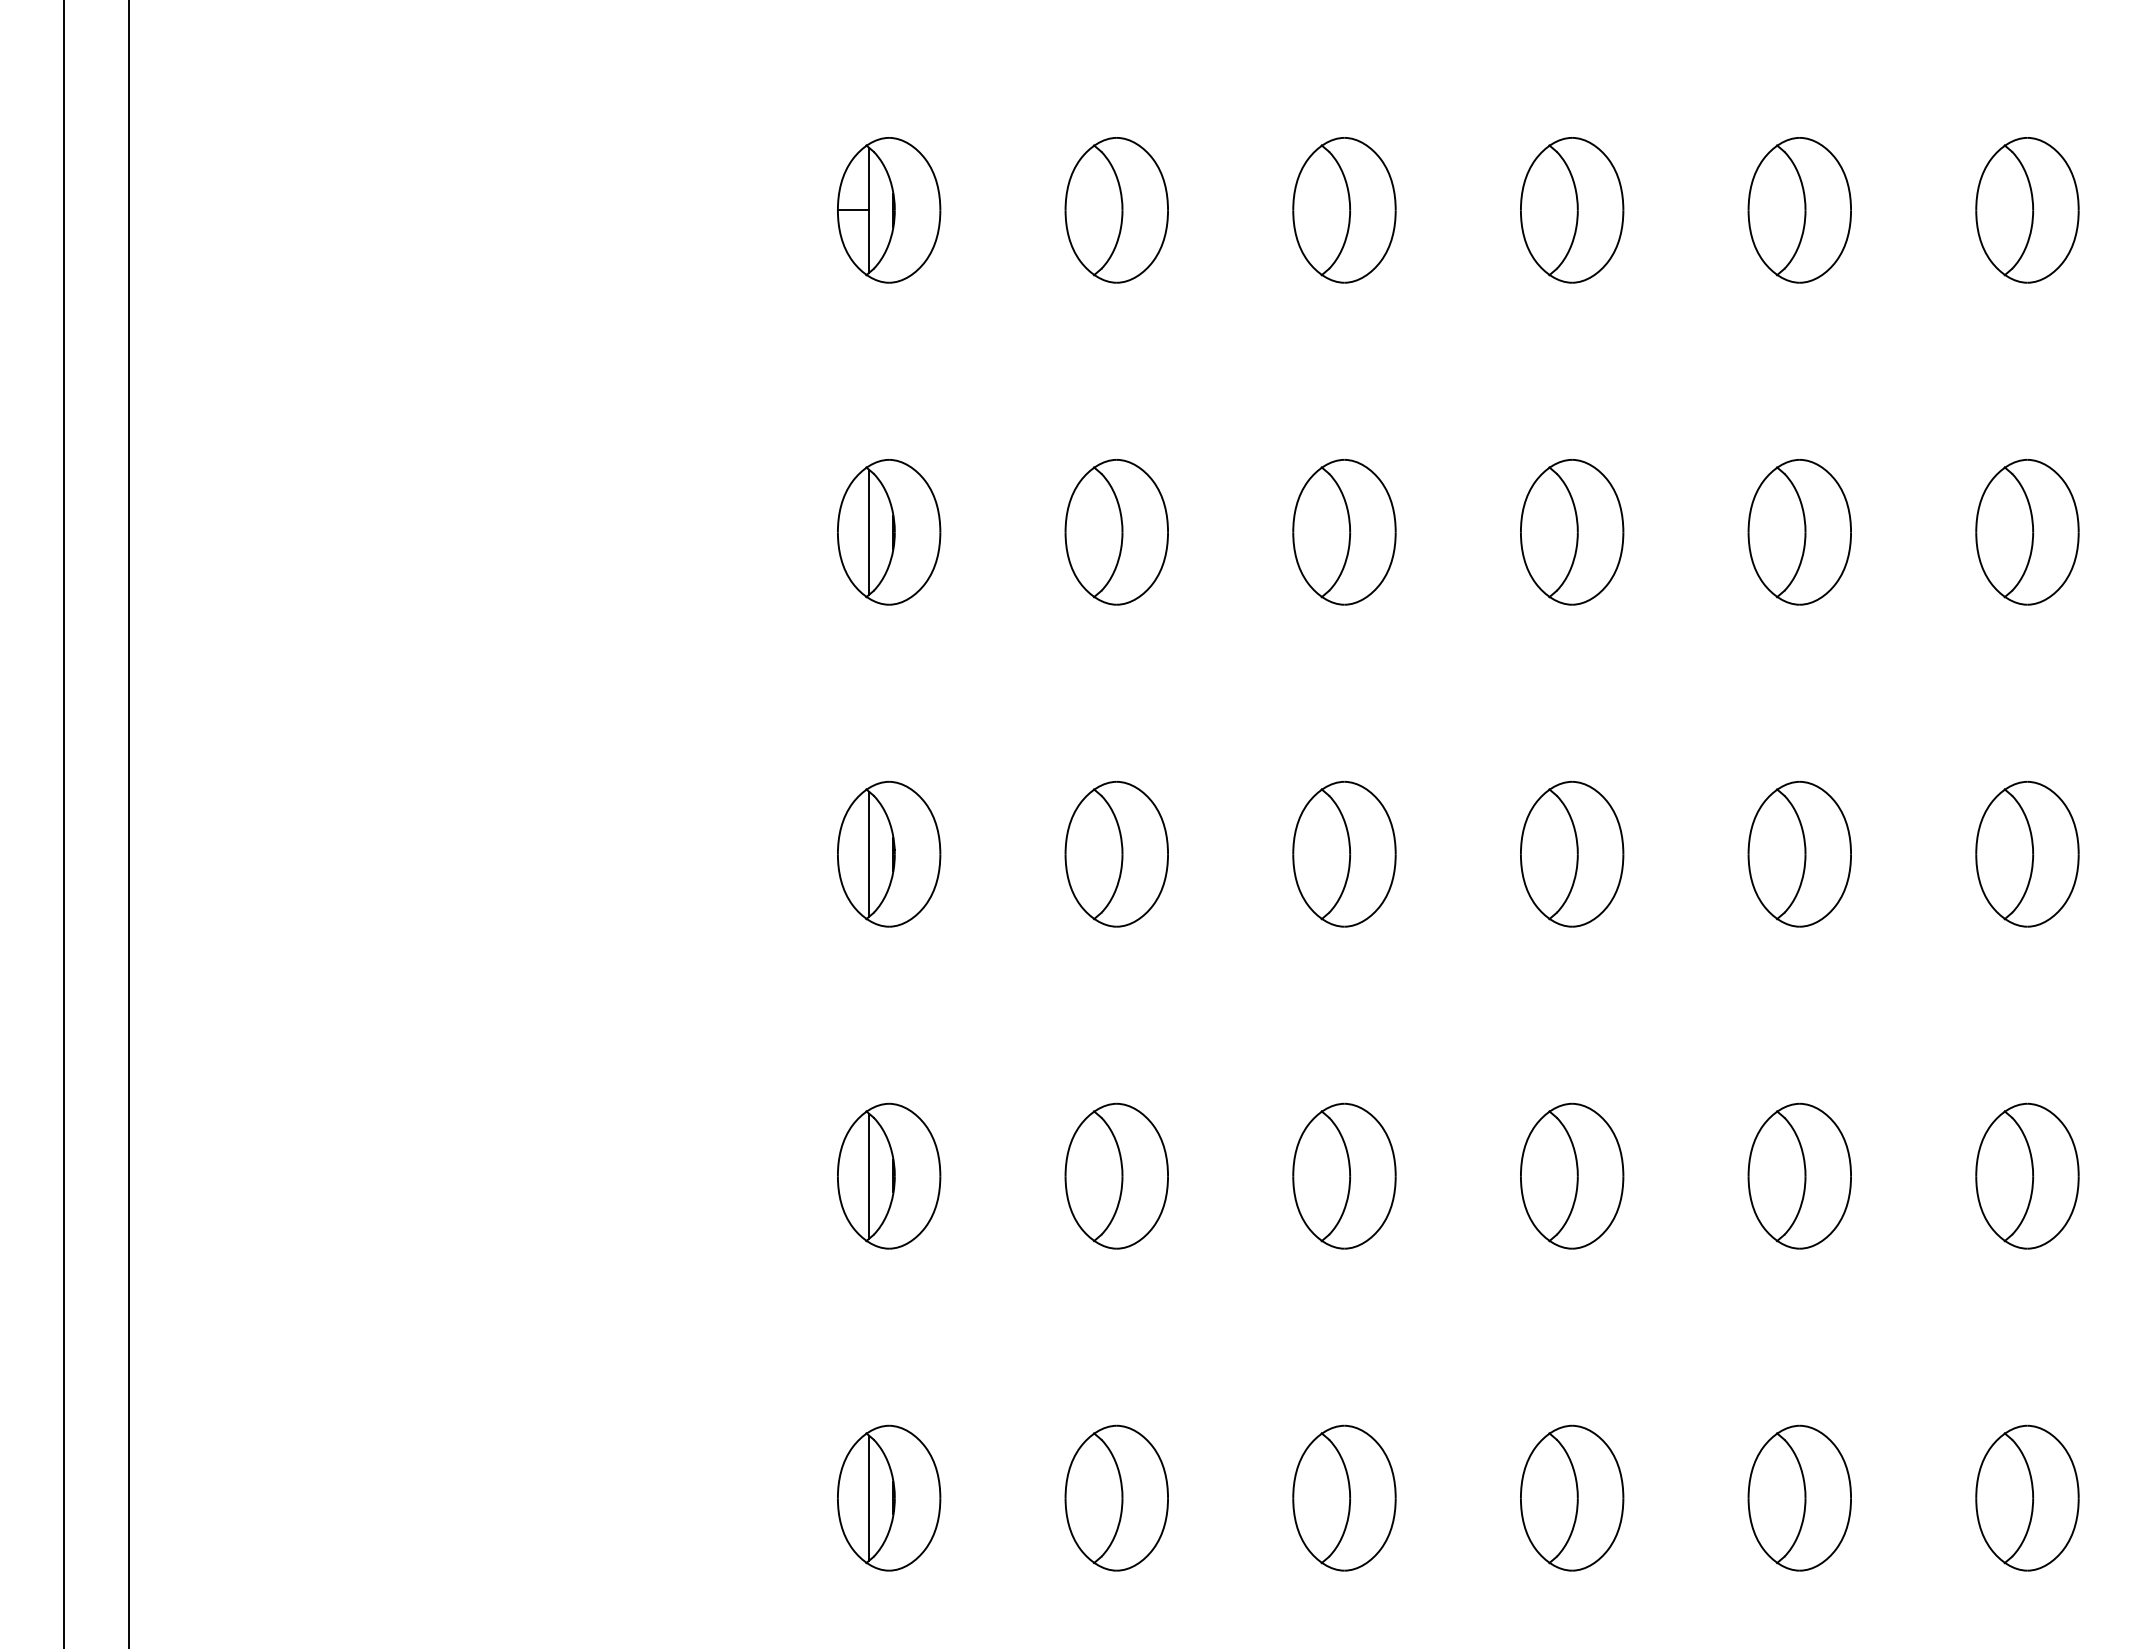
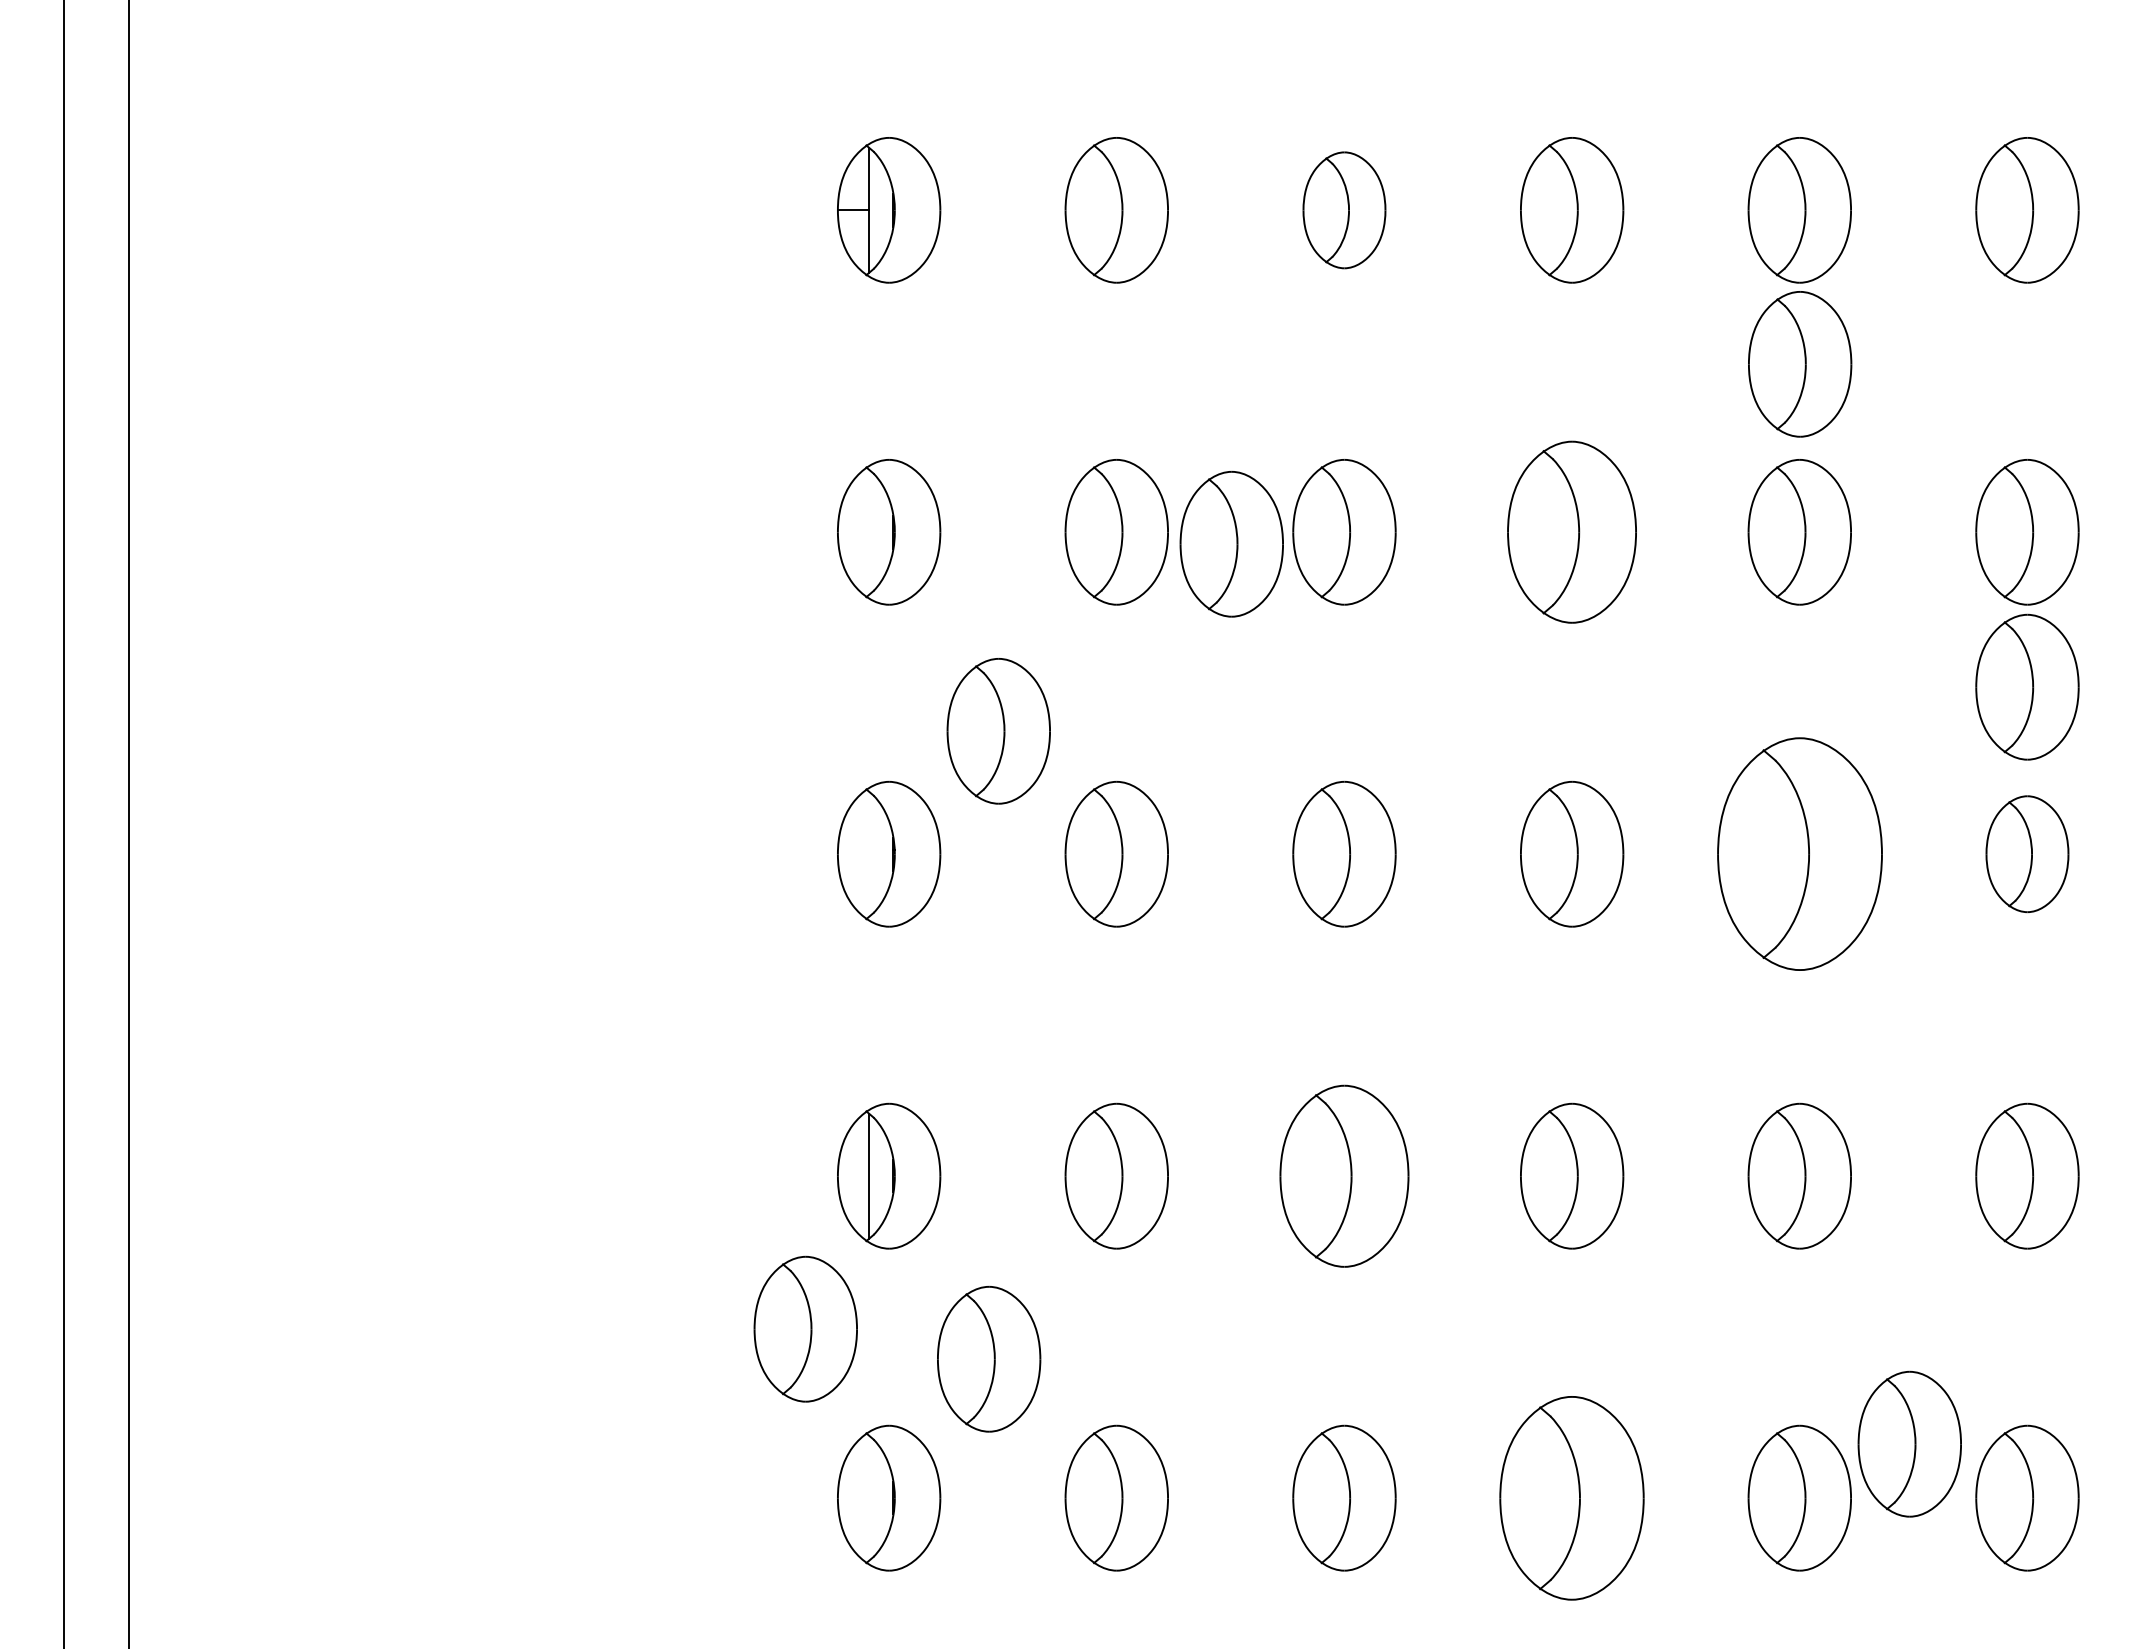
part size: 105x147 px -> 85x119 px (1344, 210)
part: none -> present (1800, 364)
line: present -> none (869, 531)
part size: 105x147 px -> 130x184 px (1571, 531)
part: none -> present (1231, 543)
part: none -> present (2027, 686)
part: none -> present (998, 731)
line: present -> none (869, 853)
part size: 105x148 px -> 85x119 px (2027, 854)
part size: 105x147 px -> 166x234 px (1799, 853)
part size: 105x148 px -> 131x184 px (1344, 1175)
part: none -> present (805, 1328)
part: none -> present (989, 1359)
part: none -> present (1909, 1443)
line: present -> none (869, 1497)
part size: 105x148 px -> 146x205 px (1571, 1498)
